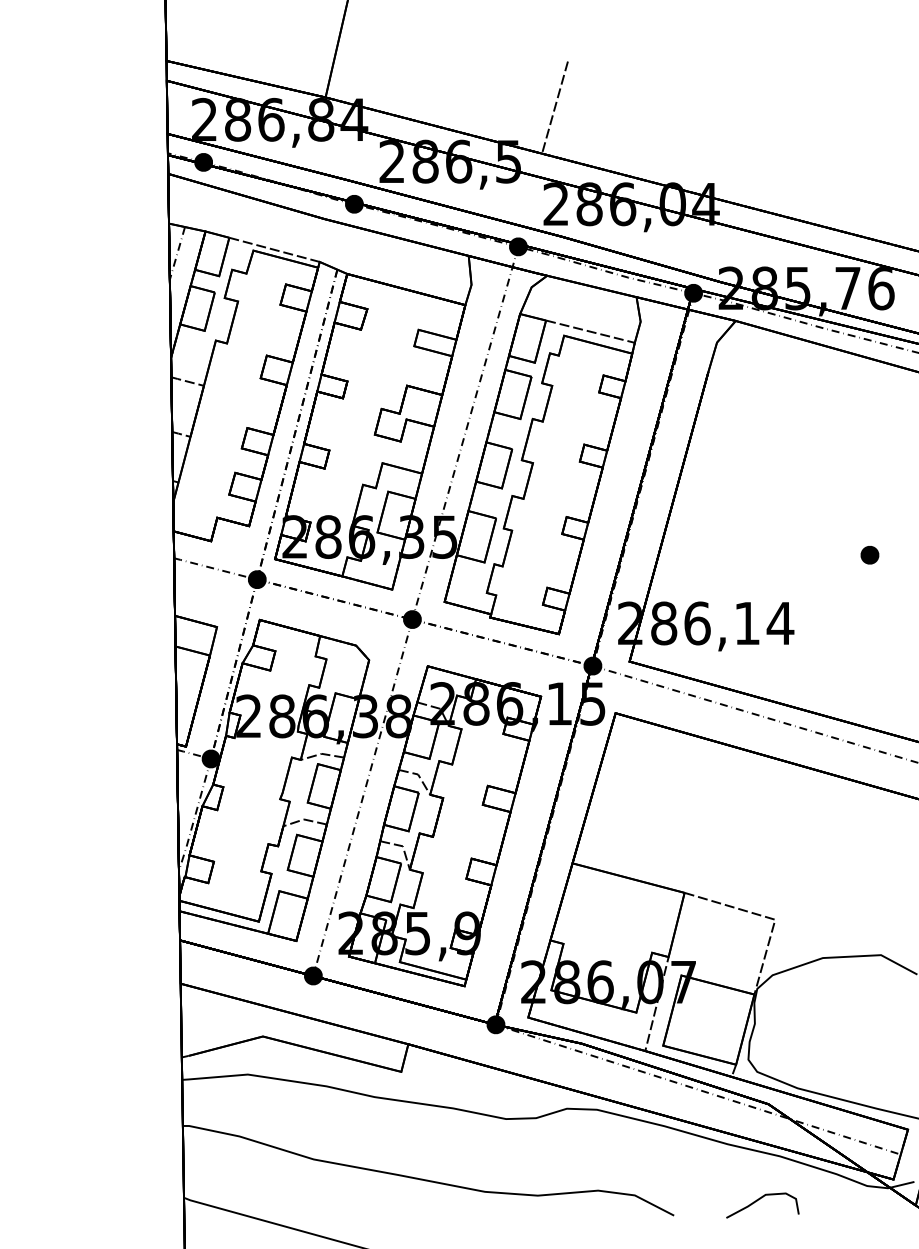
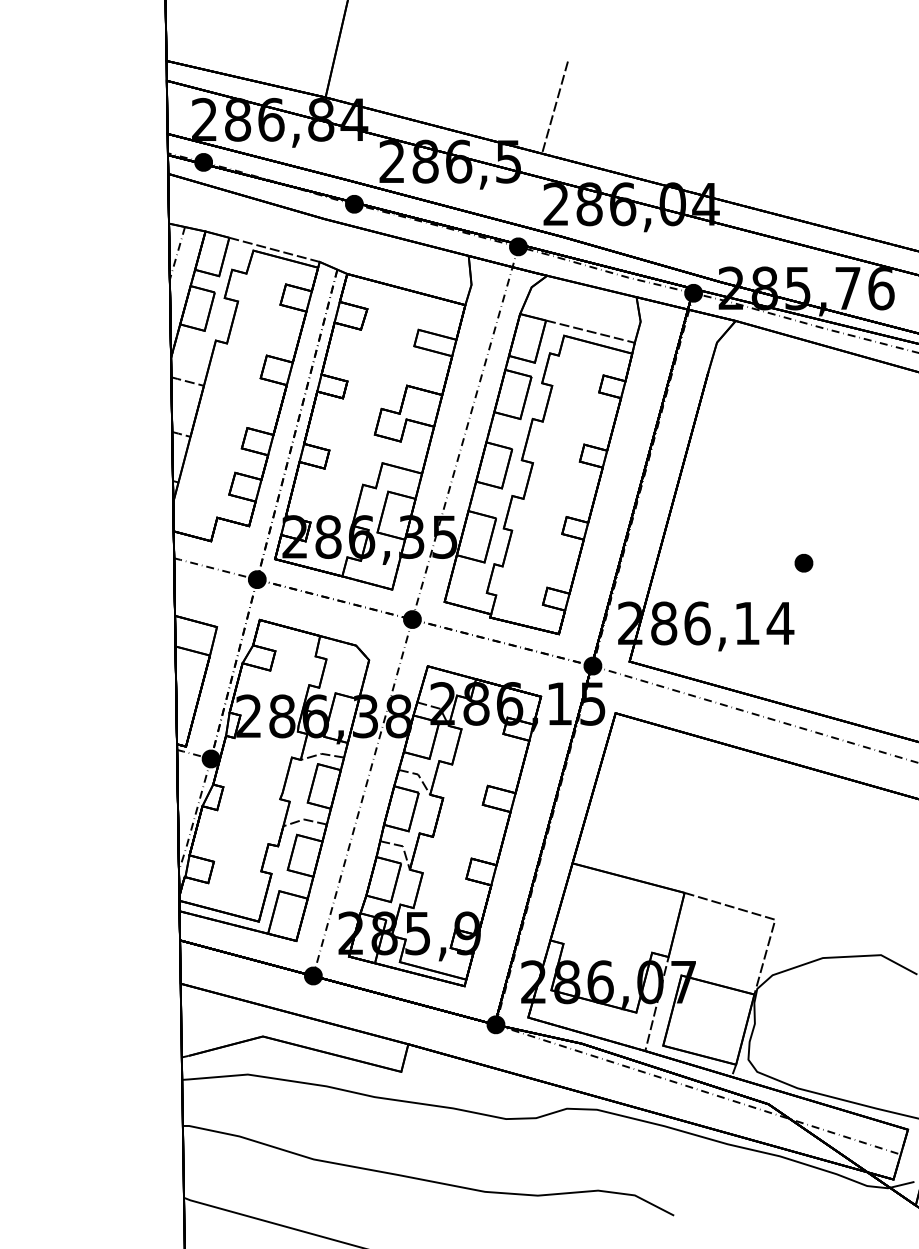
part position: (869, 555) -> (803, 563) (803, 563)
curve: present -> none (760, 1199)
